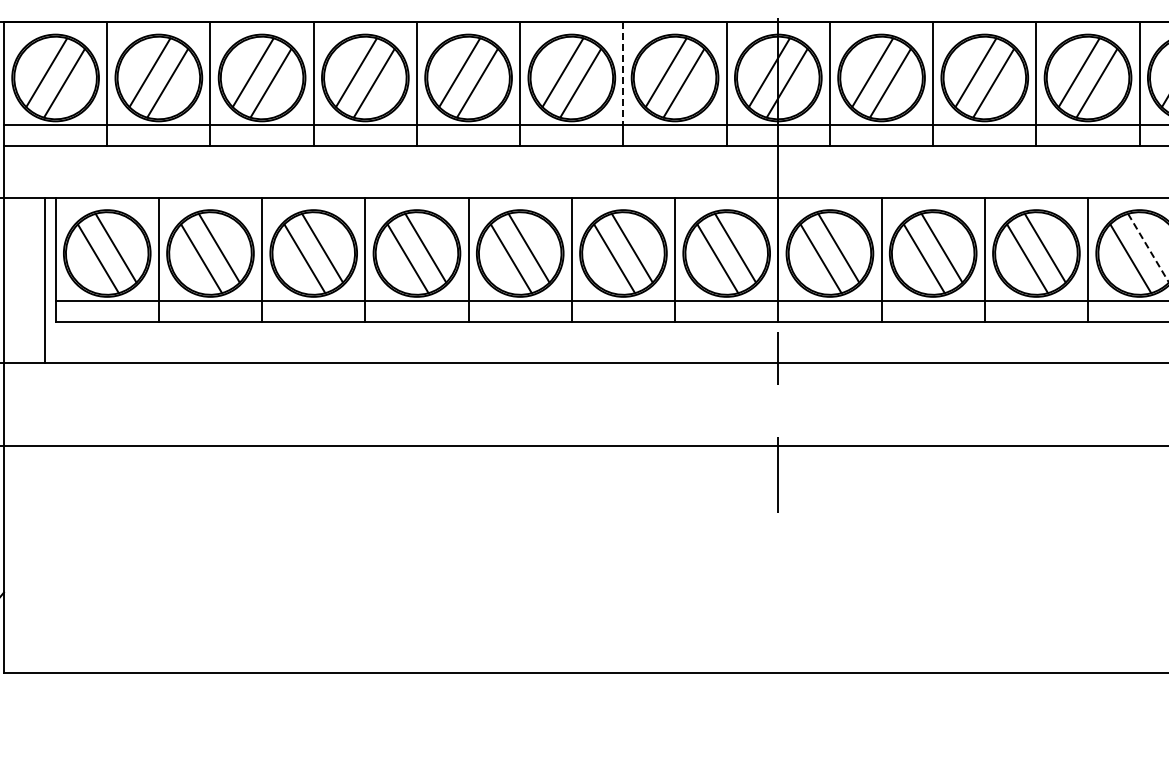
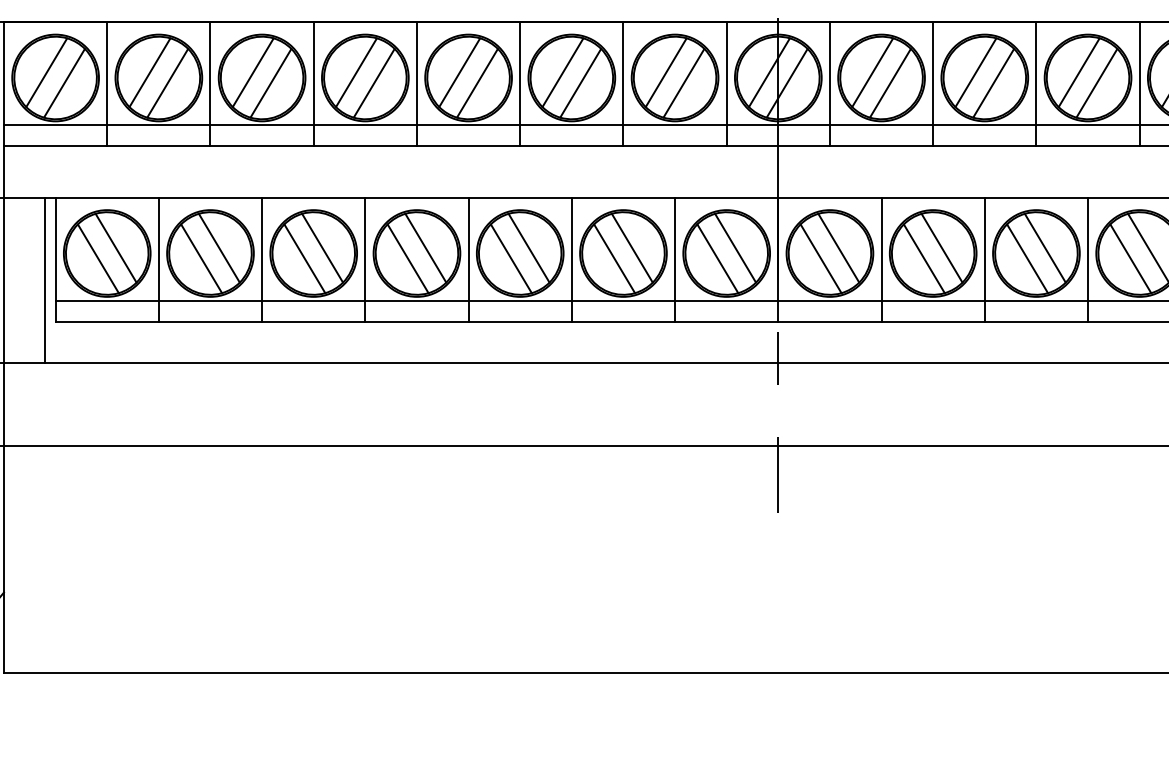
line: dashed -> solid (623, 73)
line: dashed -> solid (1148, 248)
